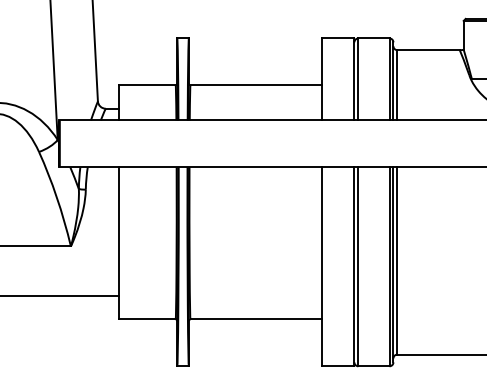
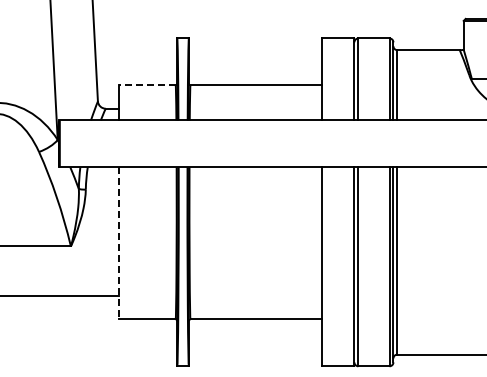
line: solid -> dashed (146, 85)
line: solid -> dashed (118, 243)
